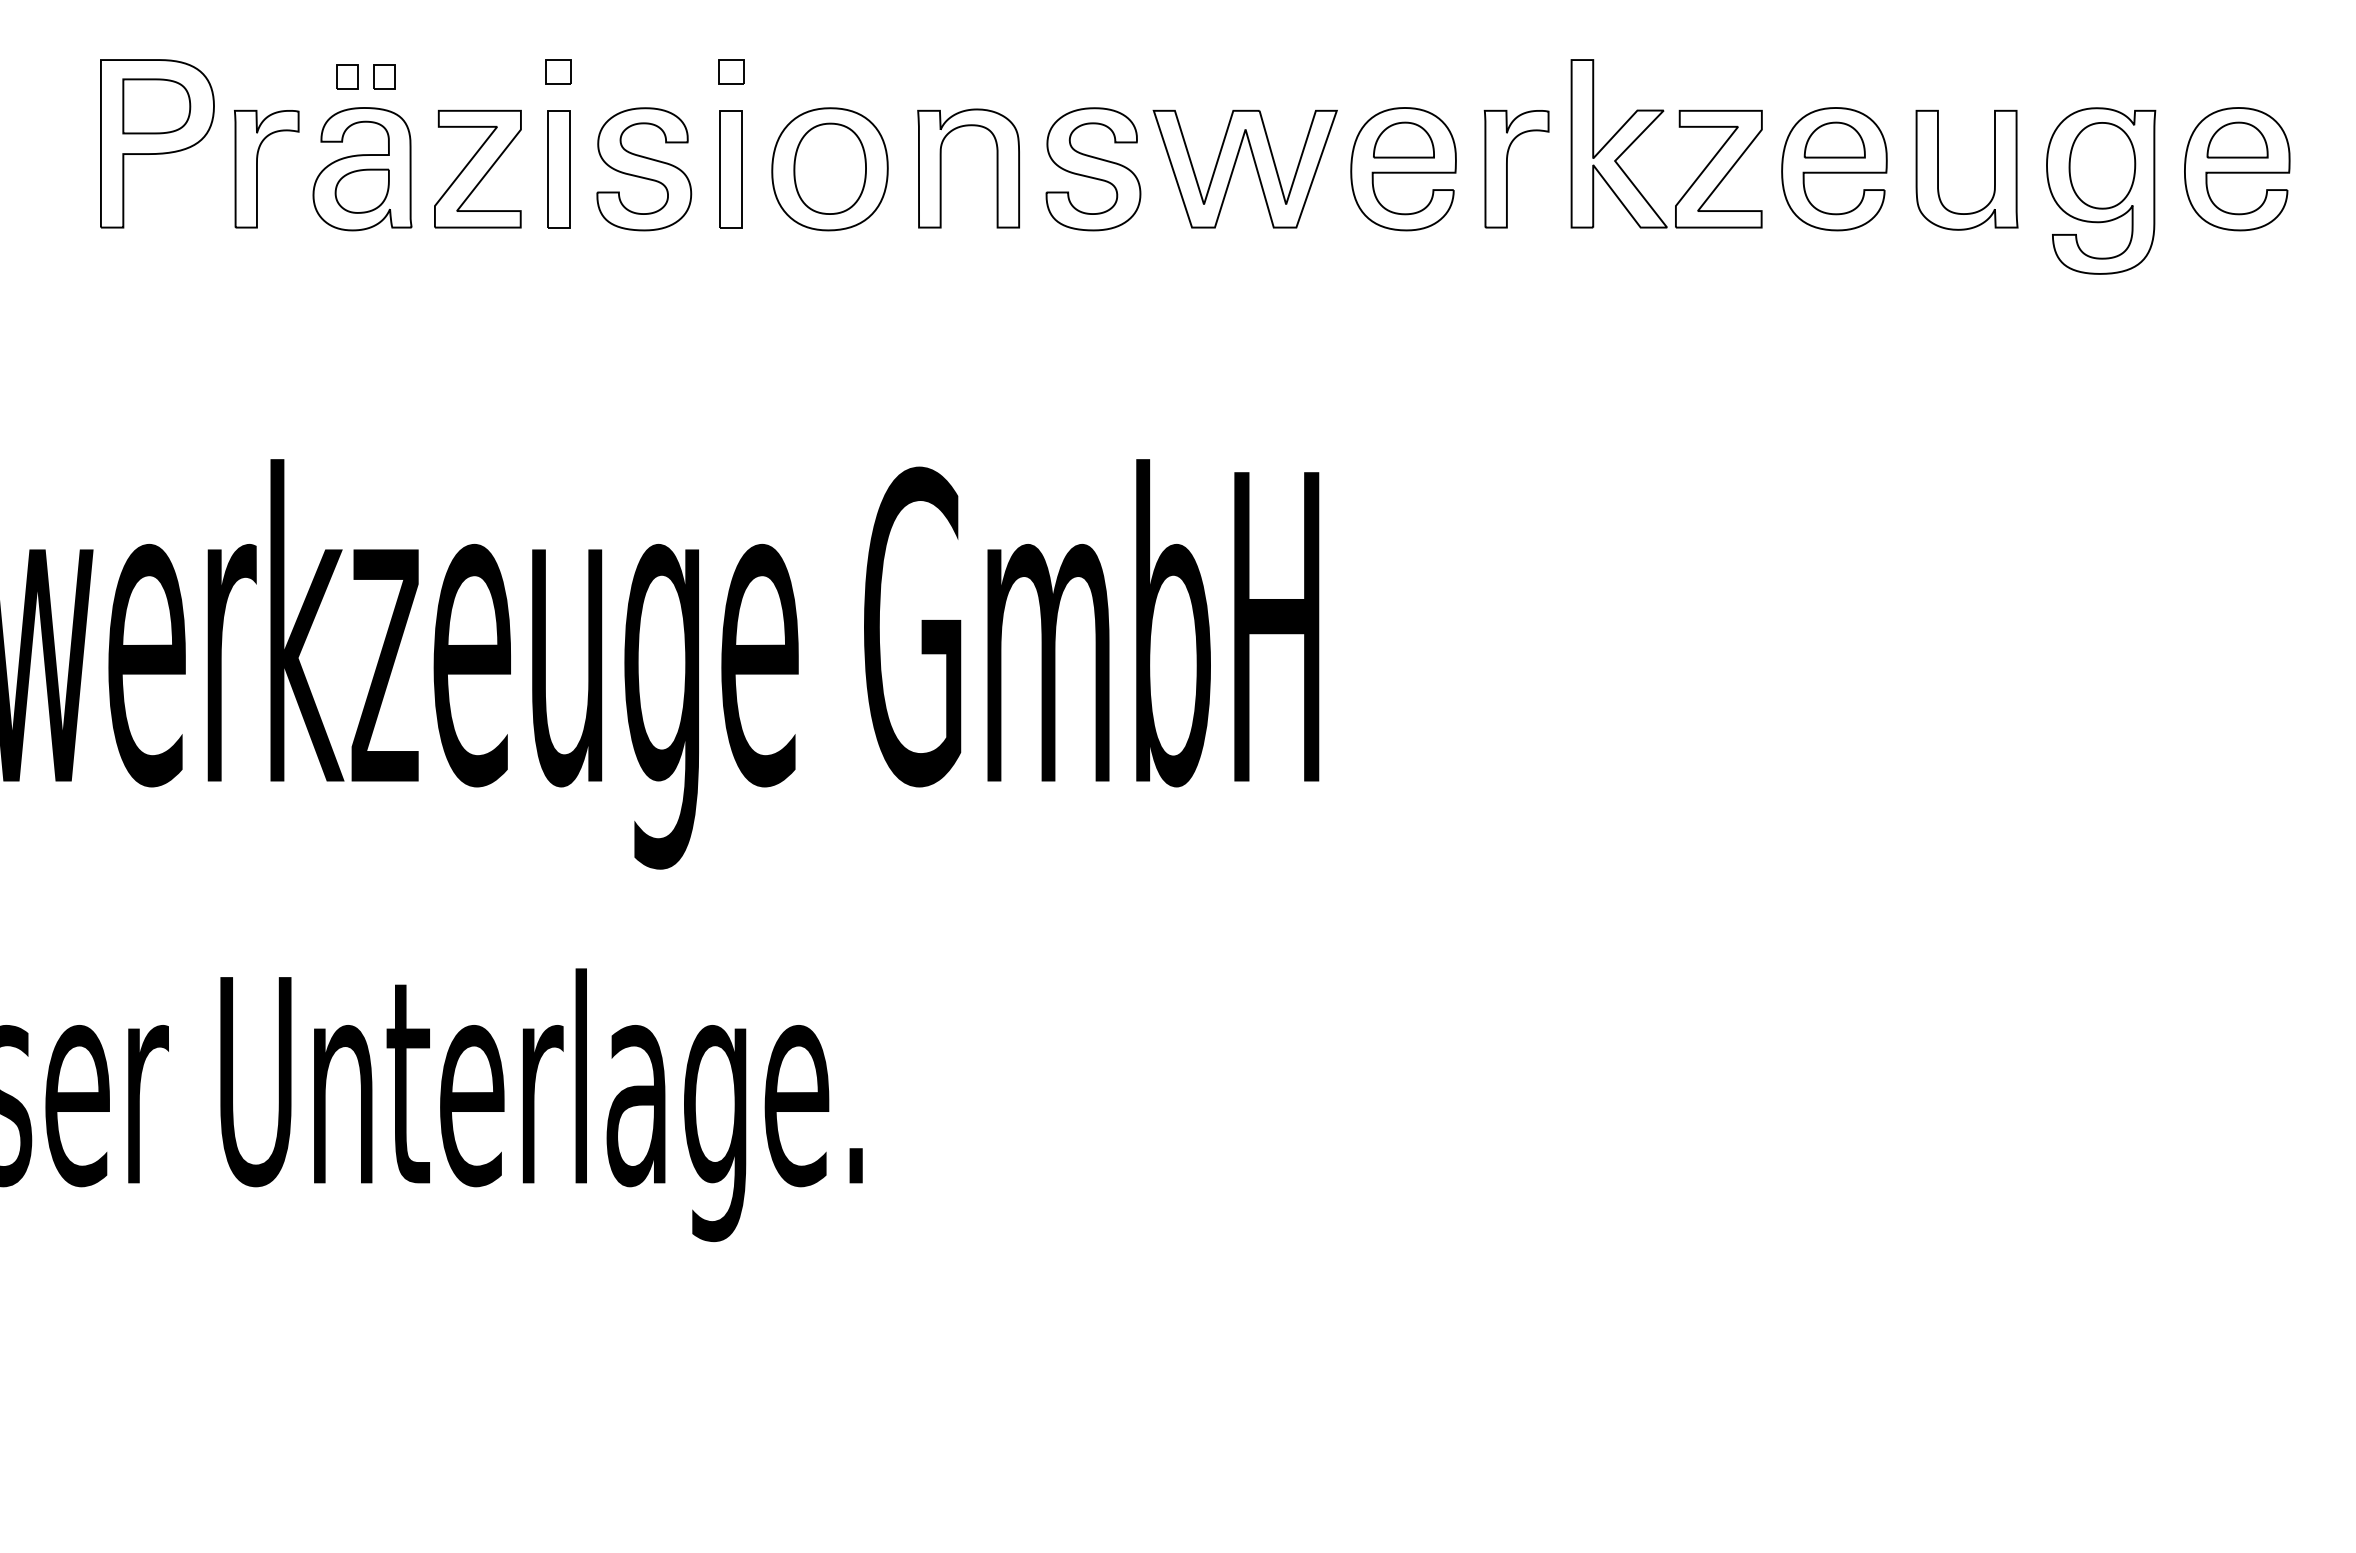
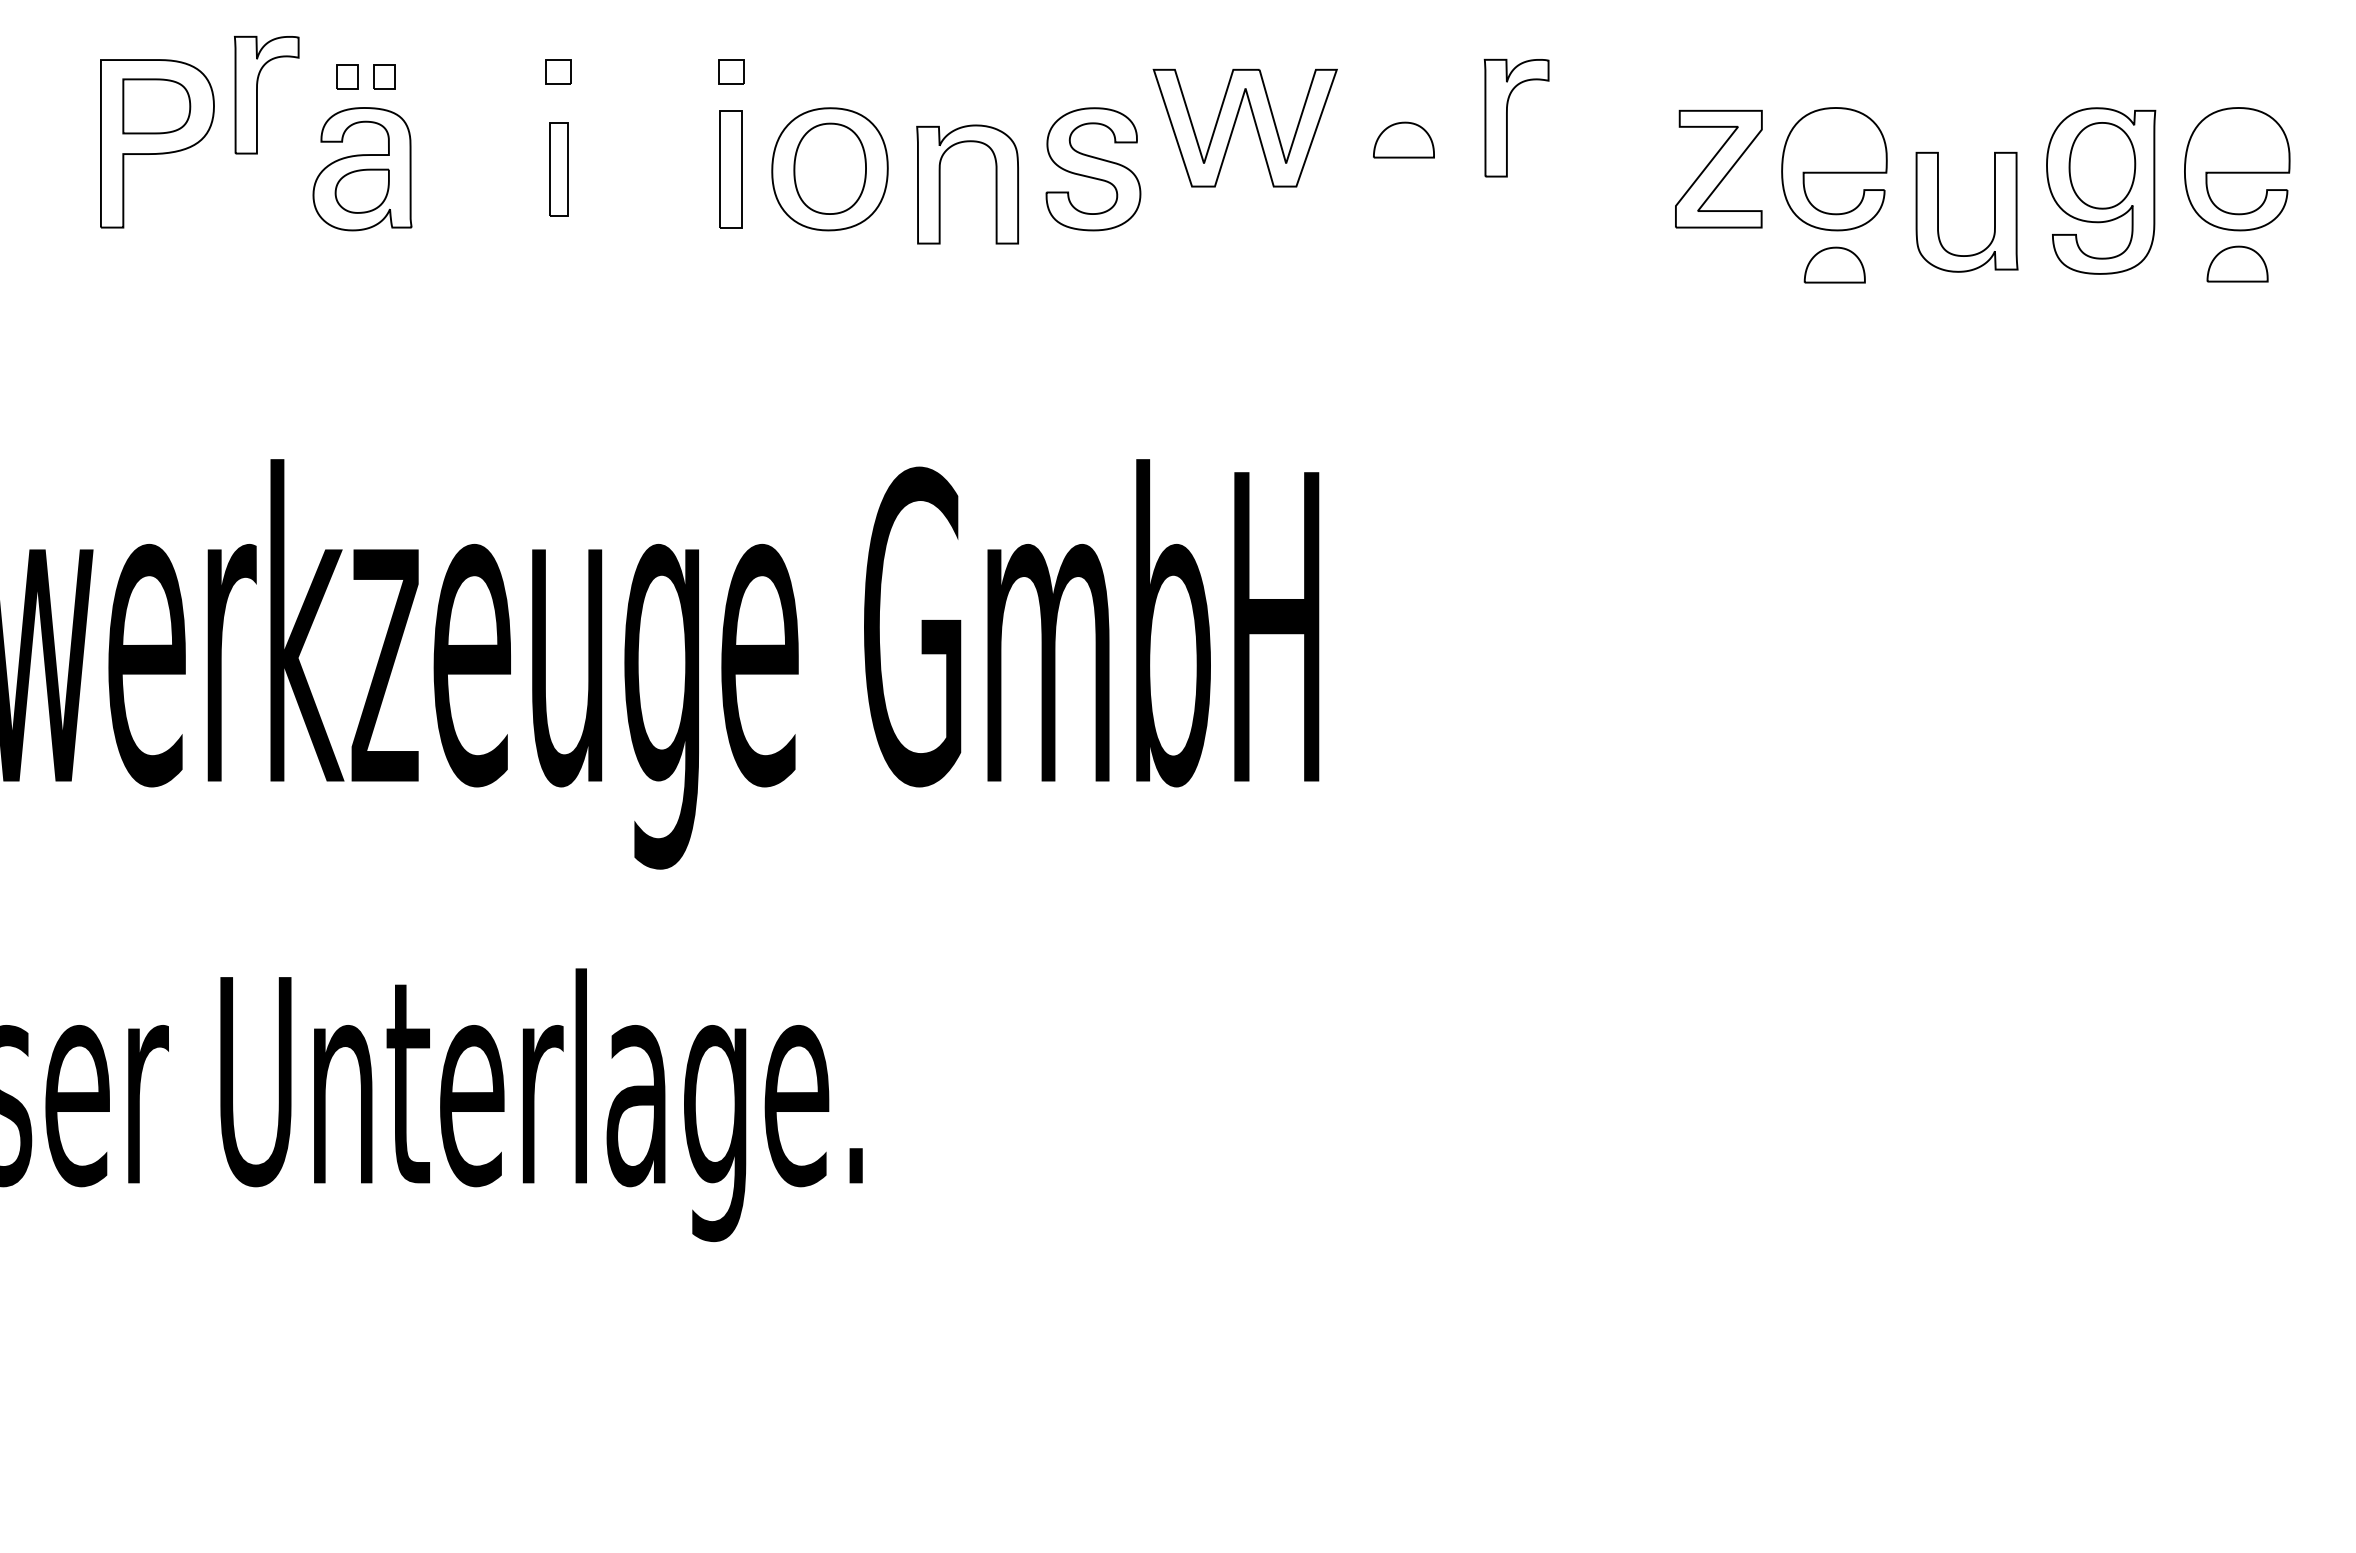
part position: (1834, 139) -> (1834, 264) (1834, 264)
part position: (2237, 139) -> (2237, 263) (2237, 263)
part: present -> none (1618, 143)
part position: (1235, 165) -> (1235, 124) (1235, 124)
part position: (257, 168) -> (257, 94) (257, 94)
part: present -> none (477, 168)
part position: (941, 168) -> (940, 184) (940, 184)
part position: (1507, 168) -> (1507, 117) (1507, 117)
part size: 24x119 px -> 20x95 px (558, 169)
part: present -> none (644, 169)
part: present -> none (1403, 169)
part position: (1938, 169) -> (1938, 211) (1938, 211)
